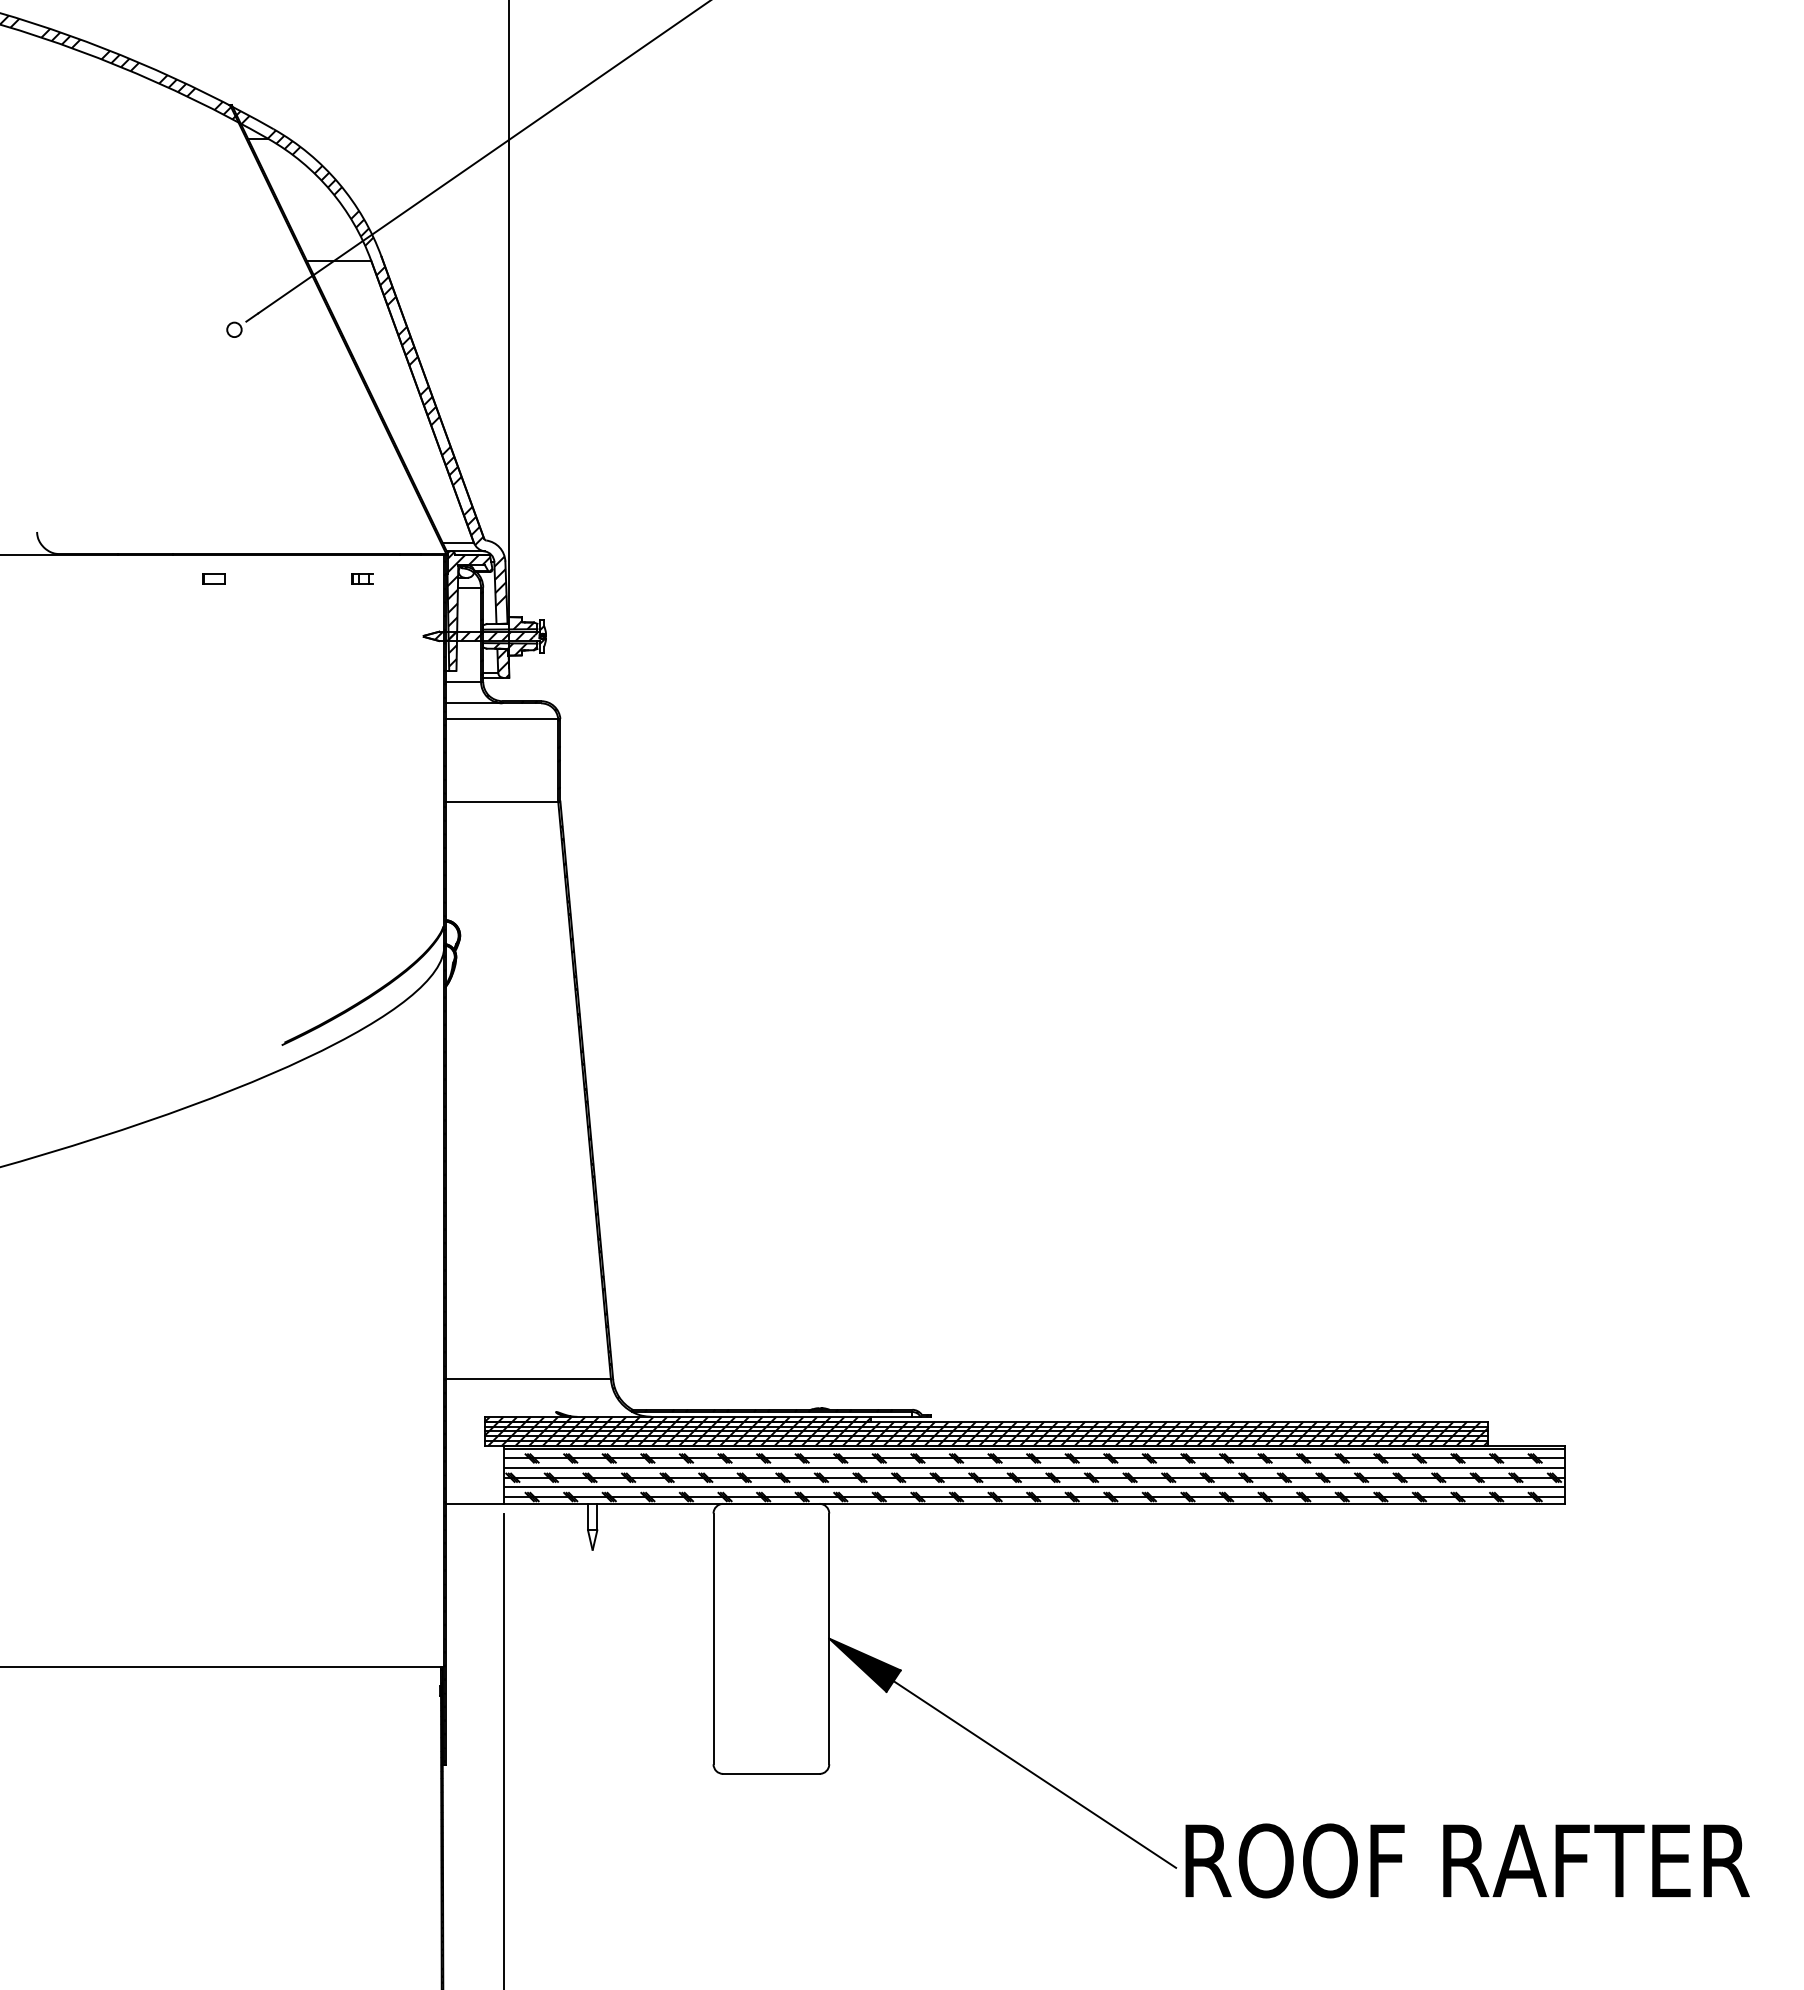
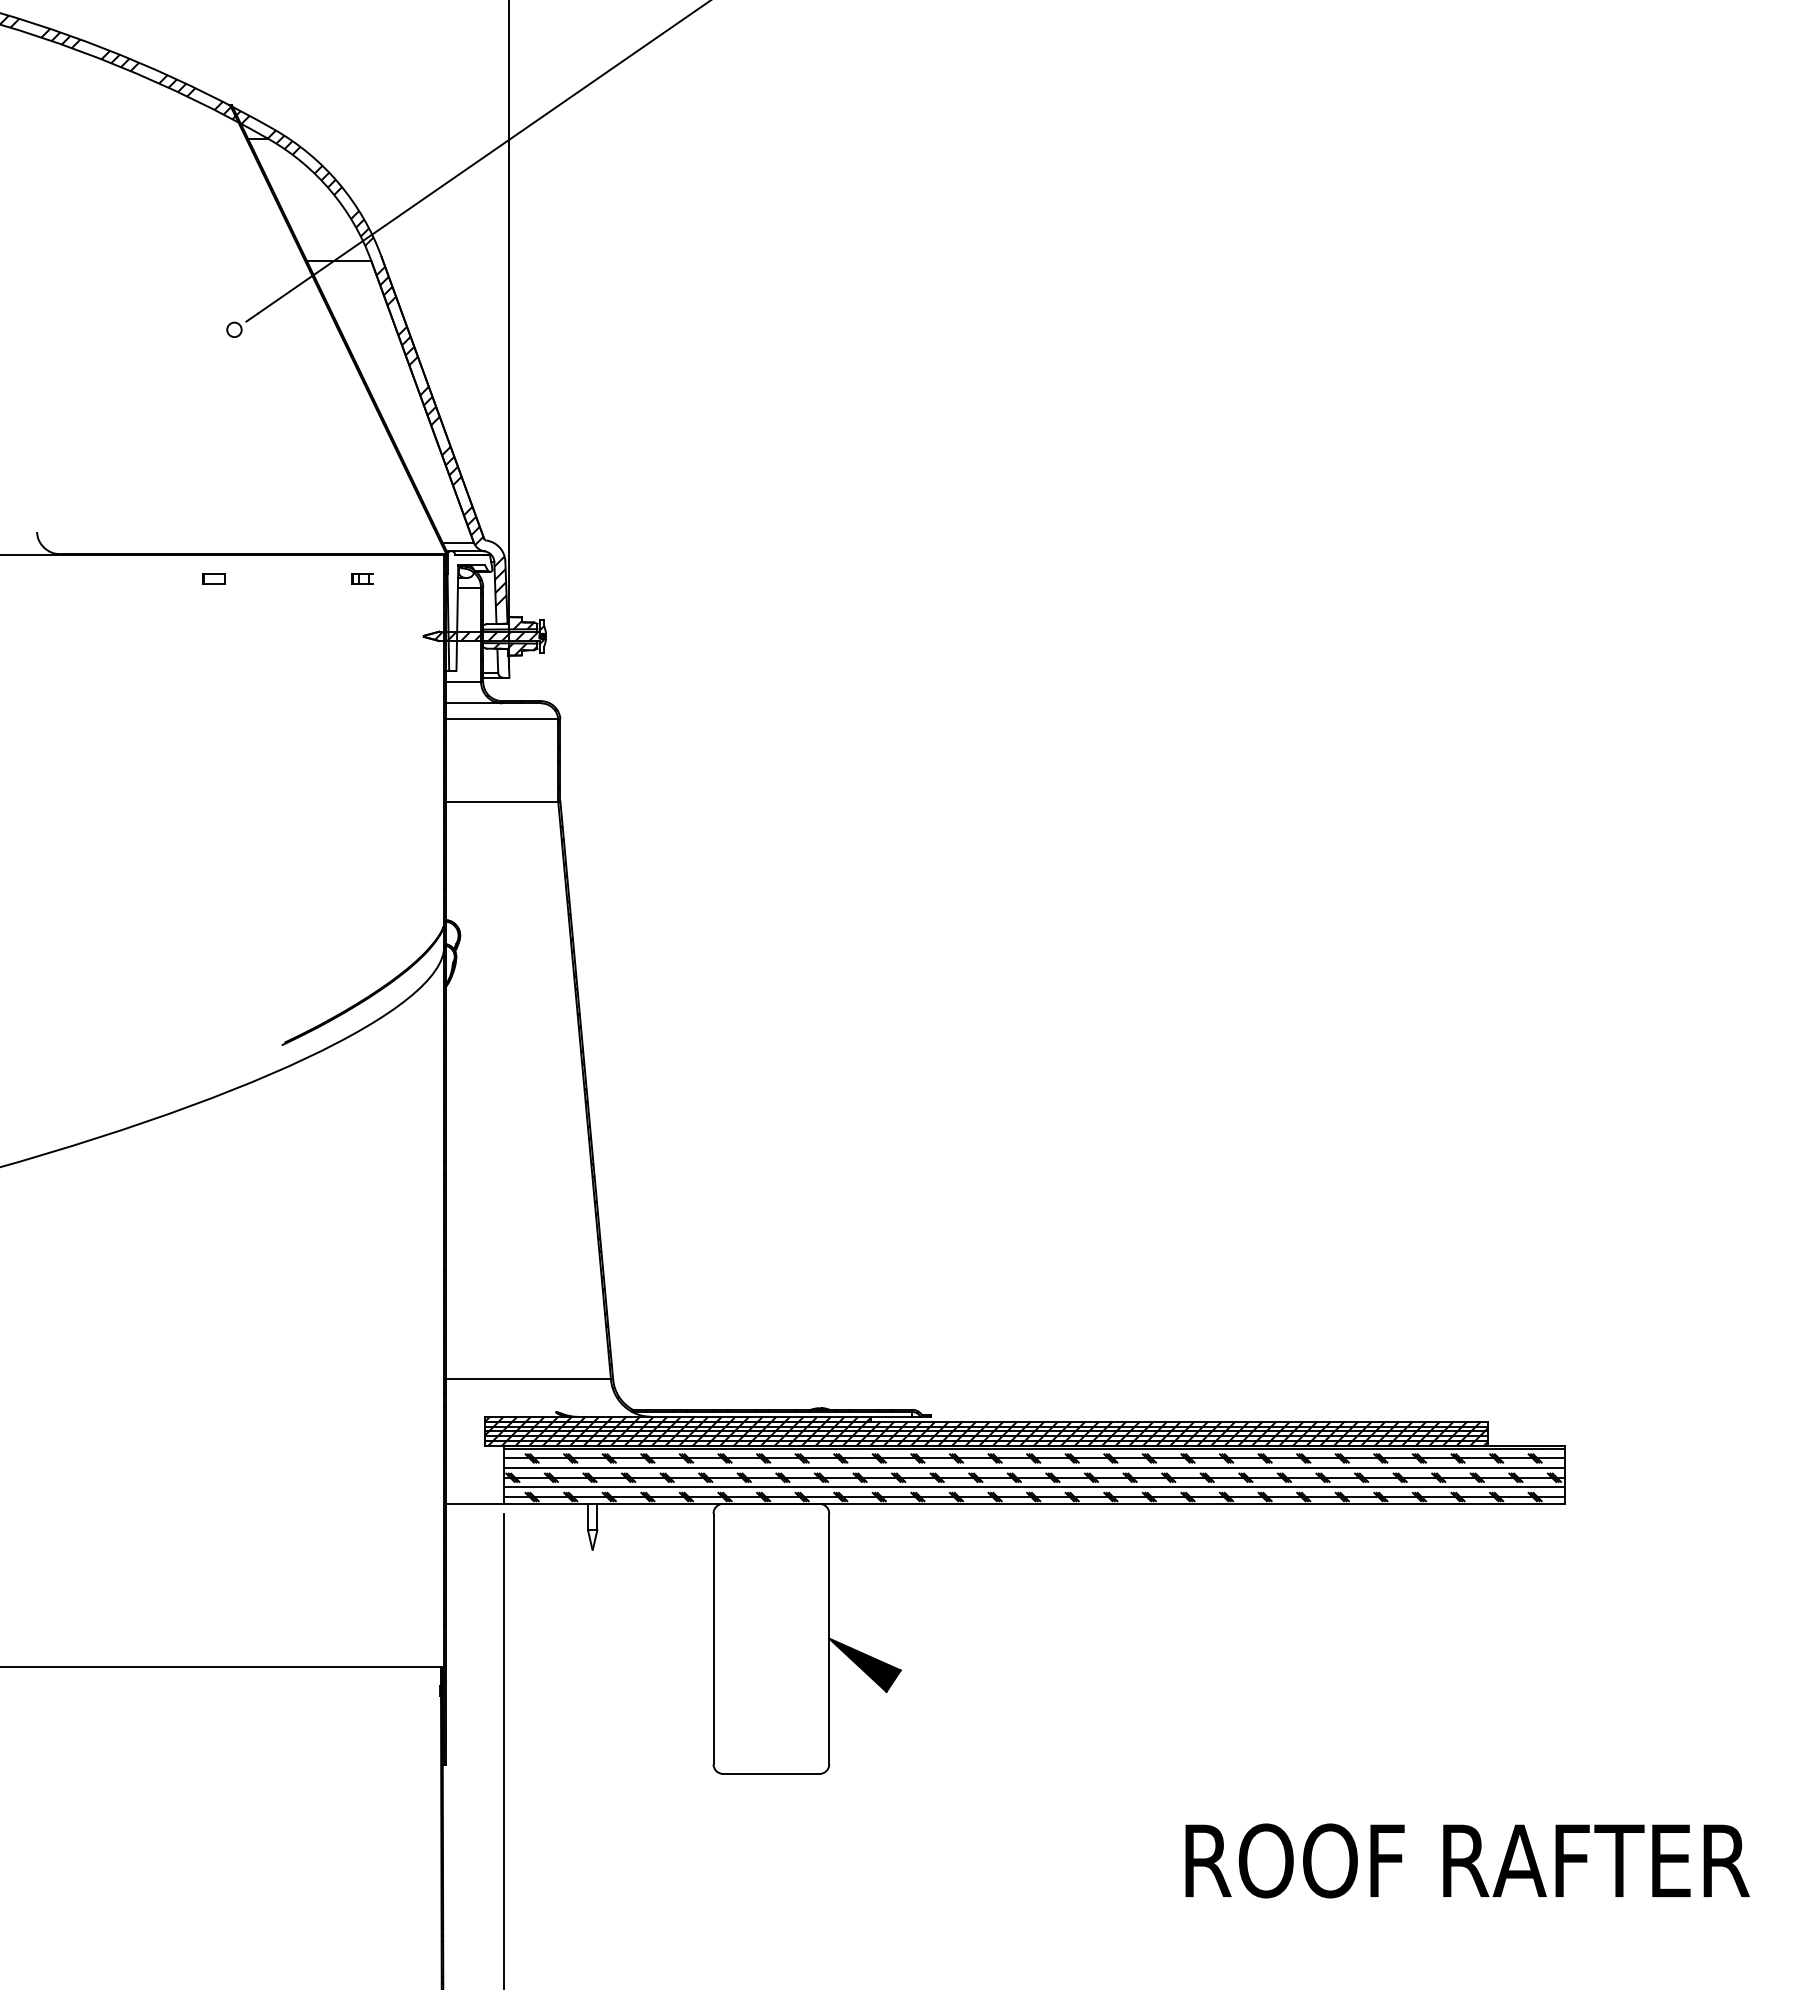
hatch: present -> none (469, 609)
hatch: present -> none (503, 663)
line: present -> none (1034, 1774)
